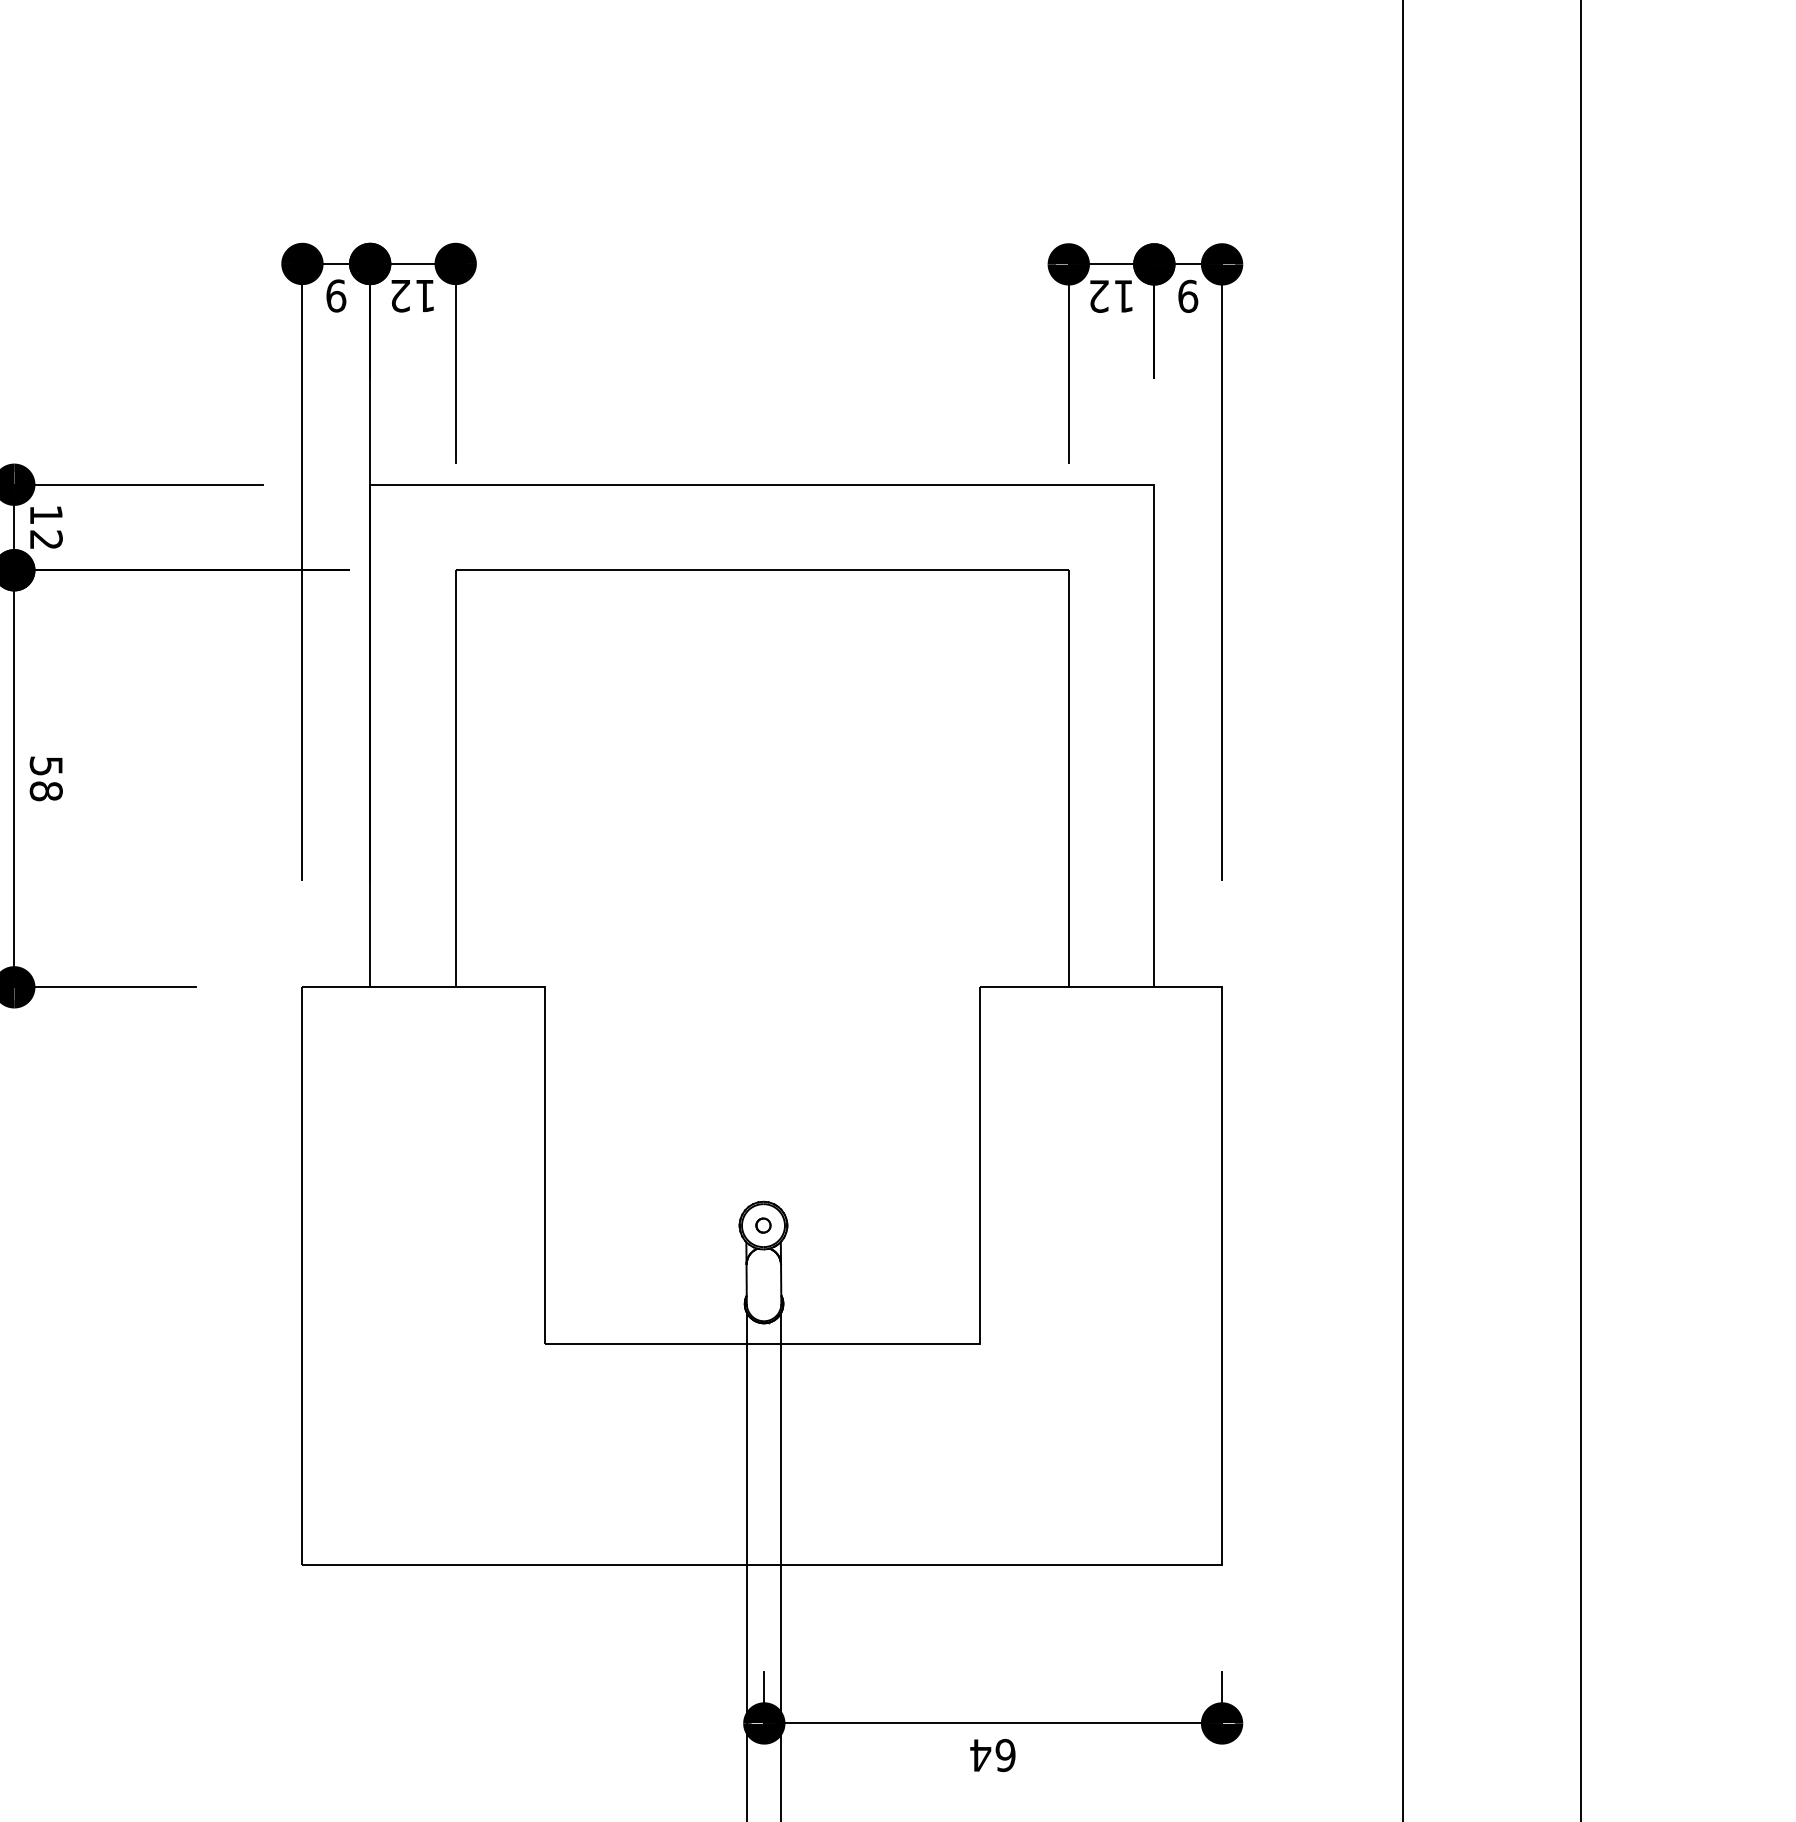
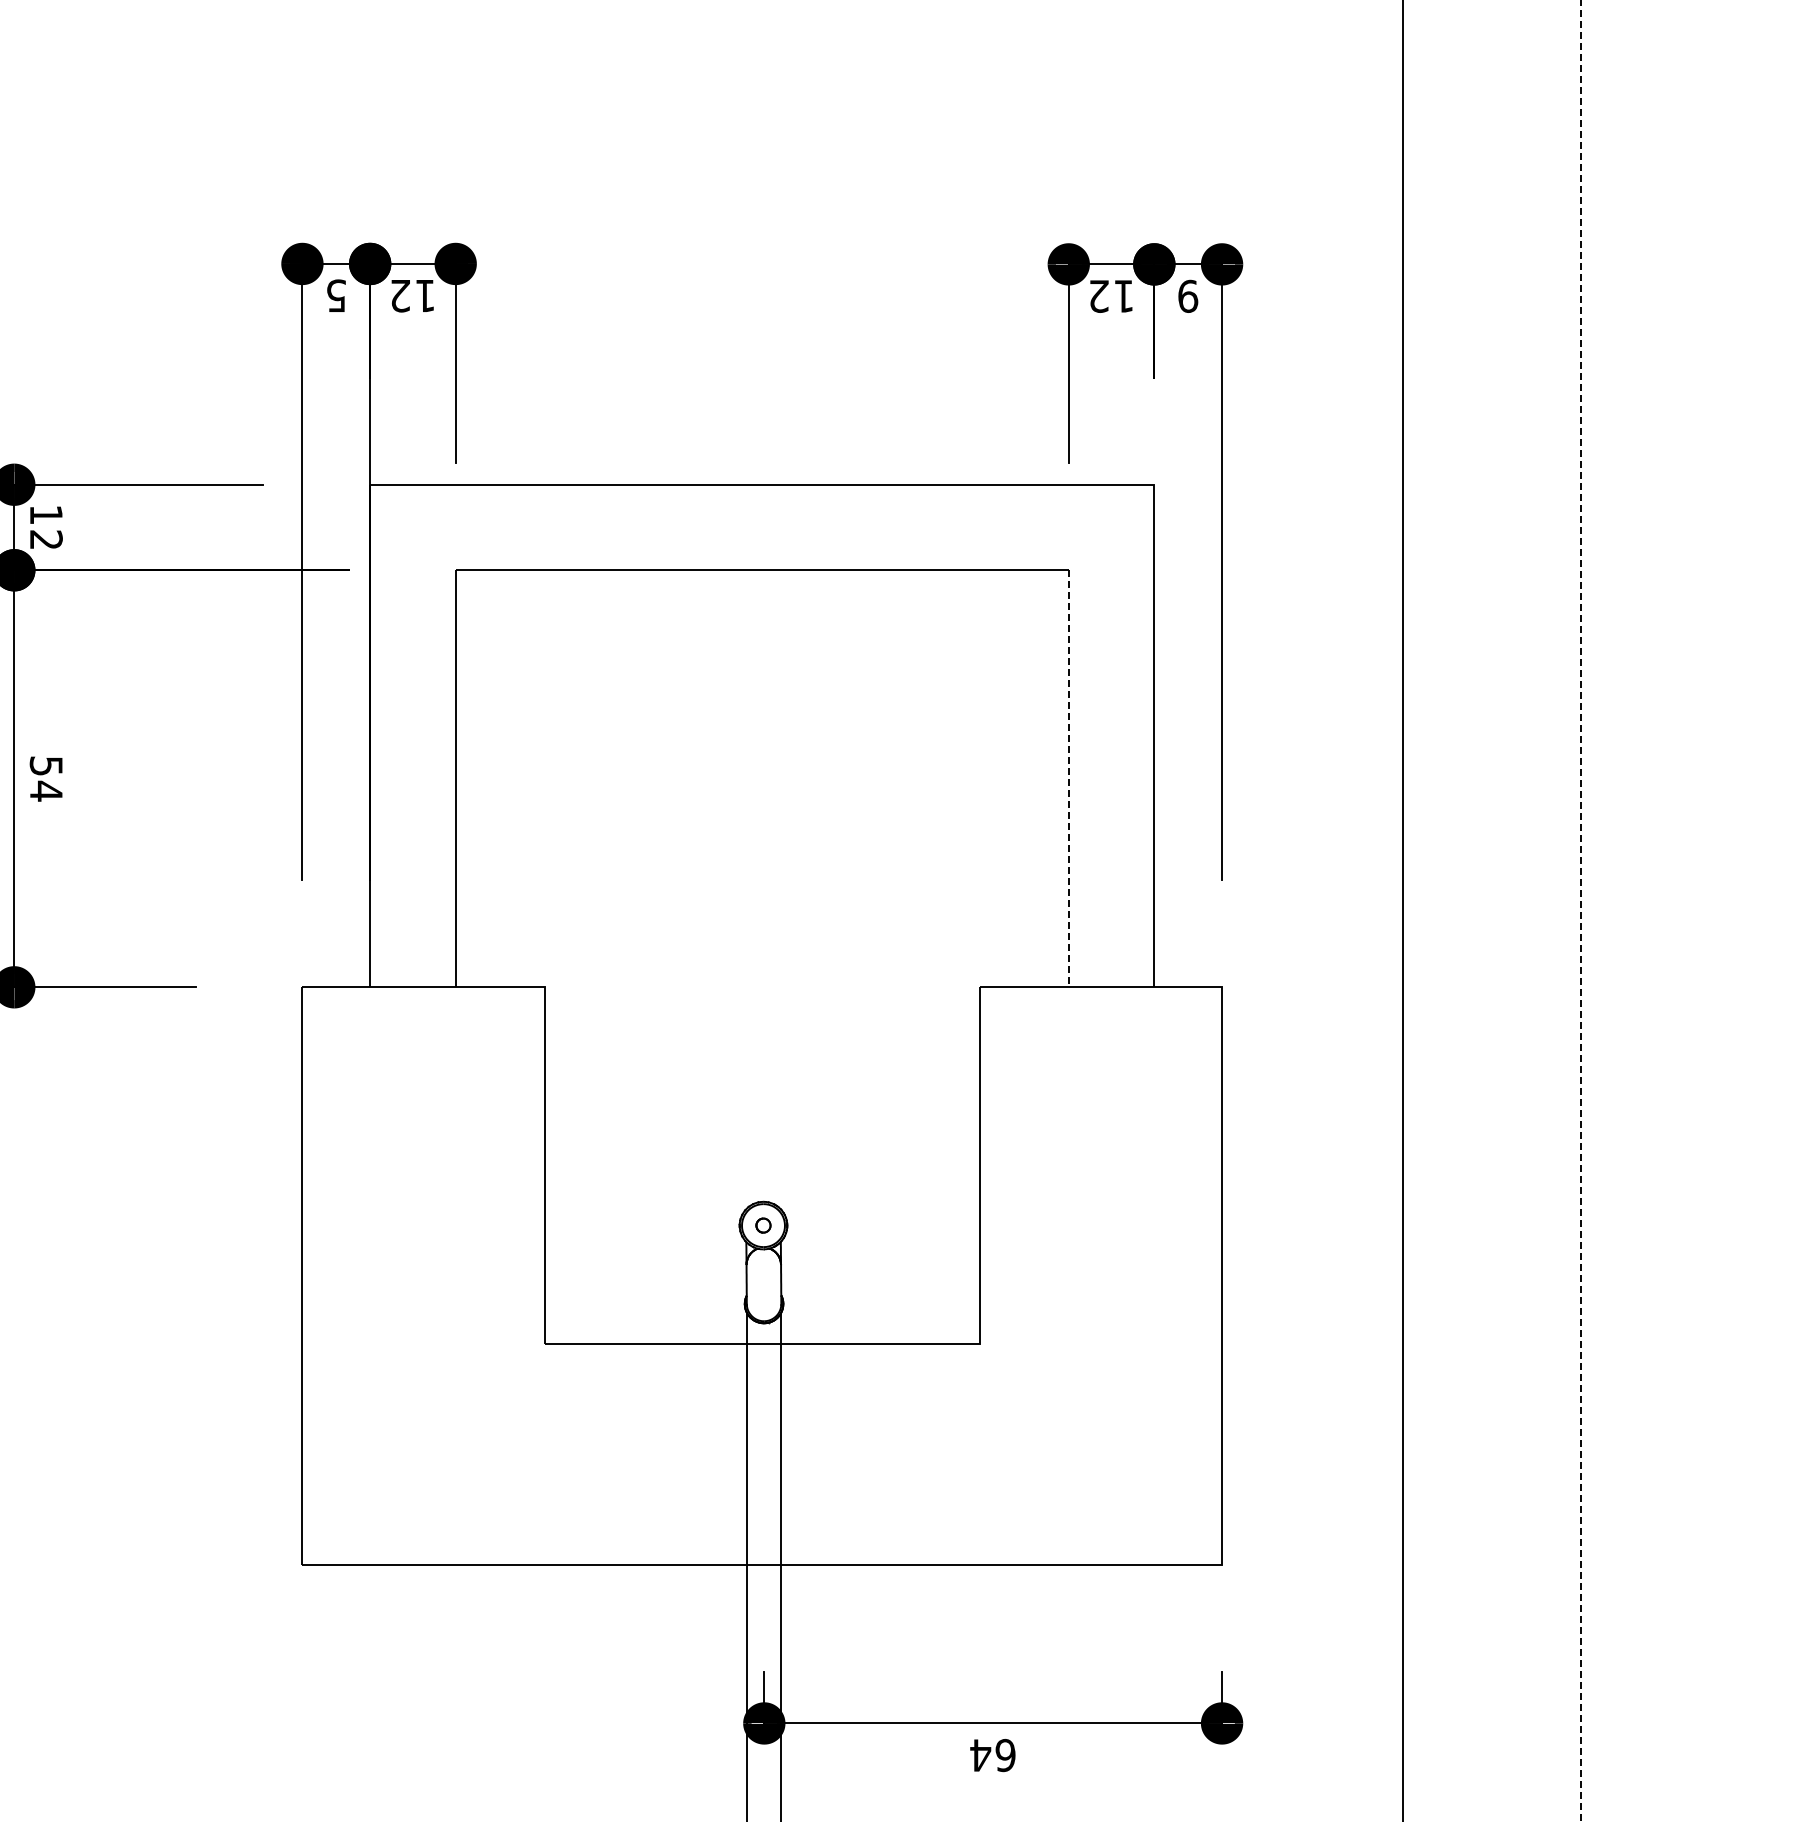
text: 9 -> 5 (336, 295)
line: solid -> dashed (1068, 778)
text: 58 -> 54 (45, 790)
line: solid -> dashed (1581, 911)
